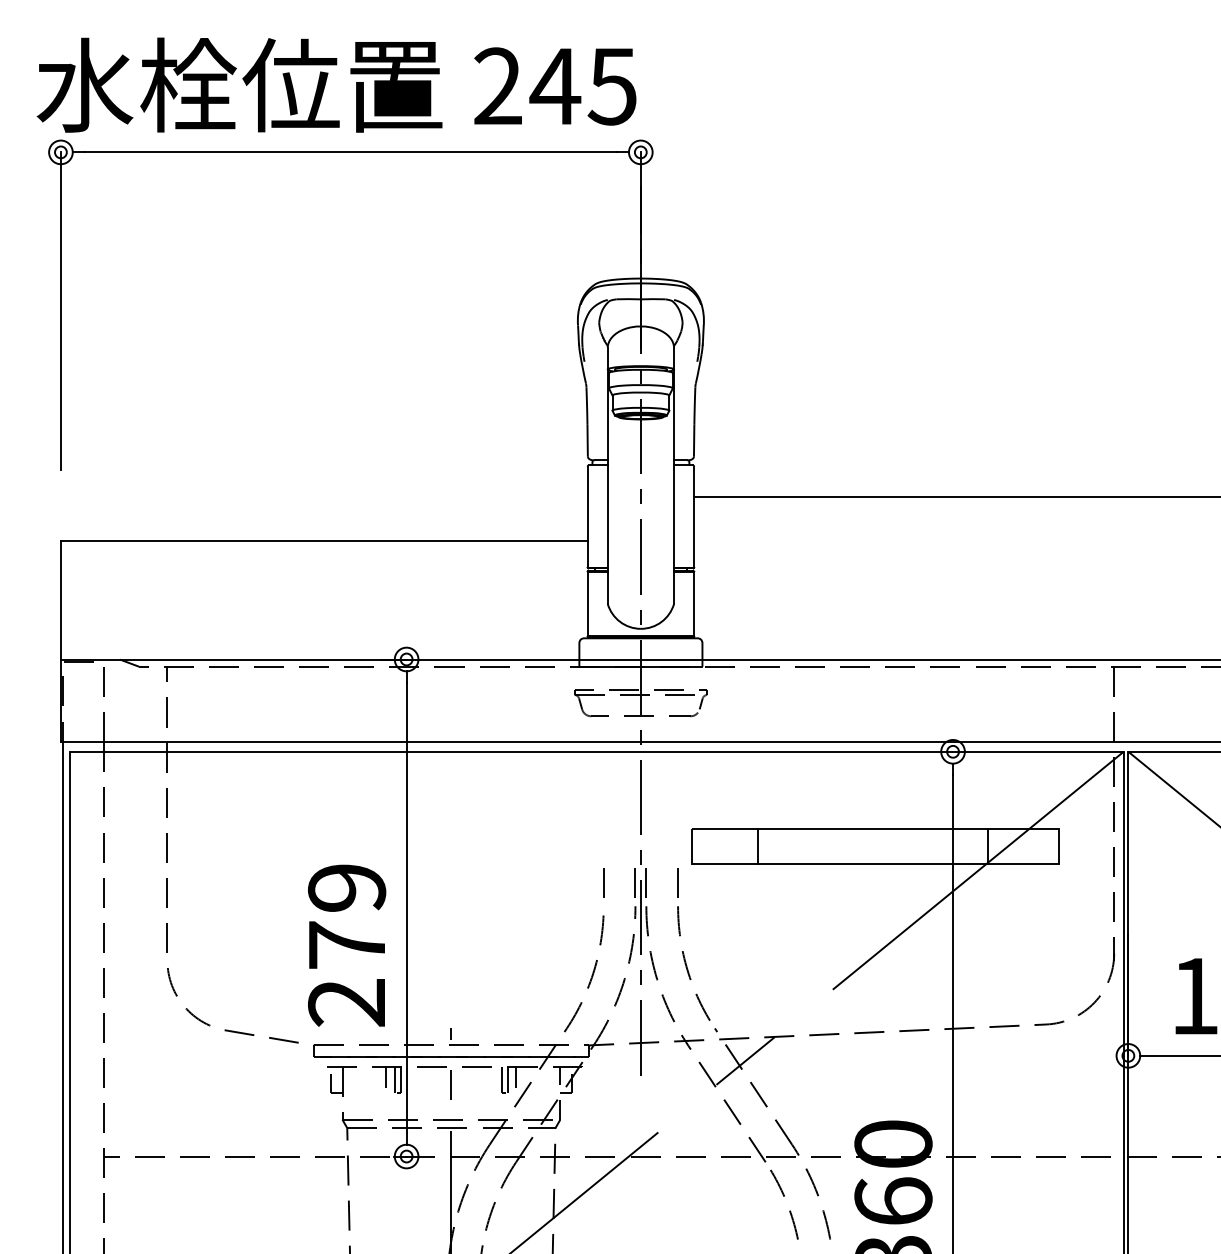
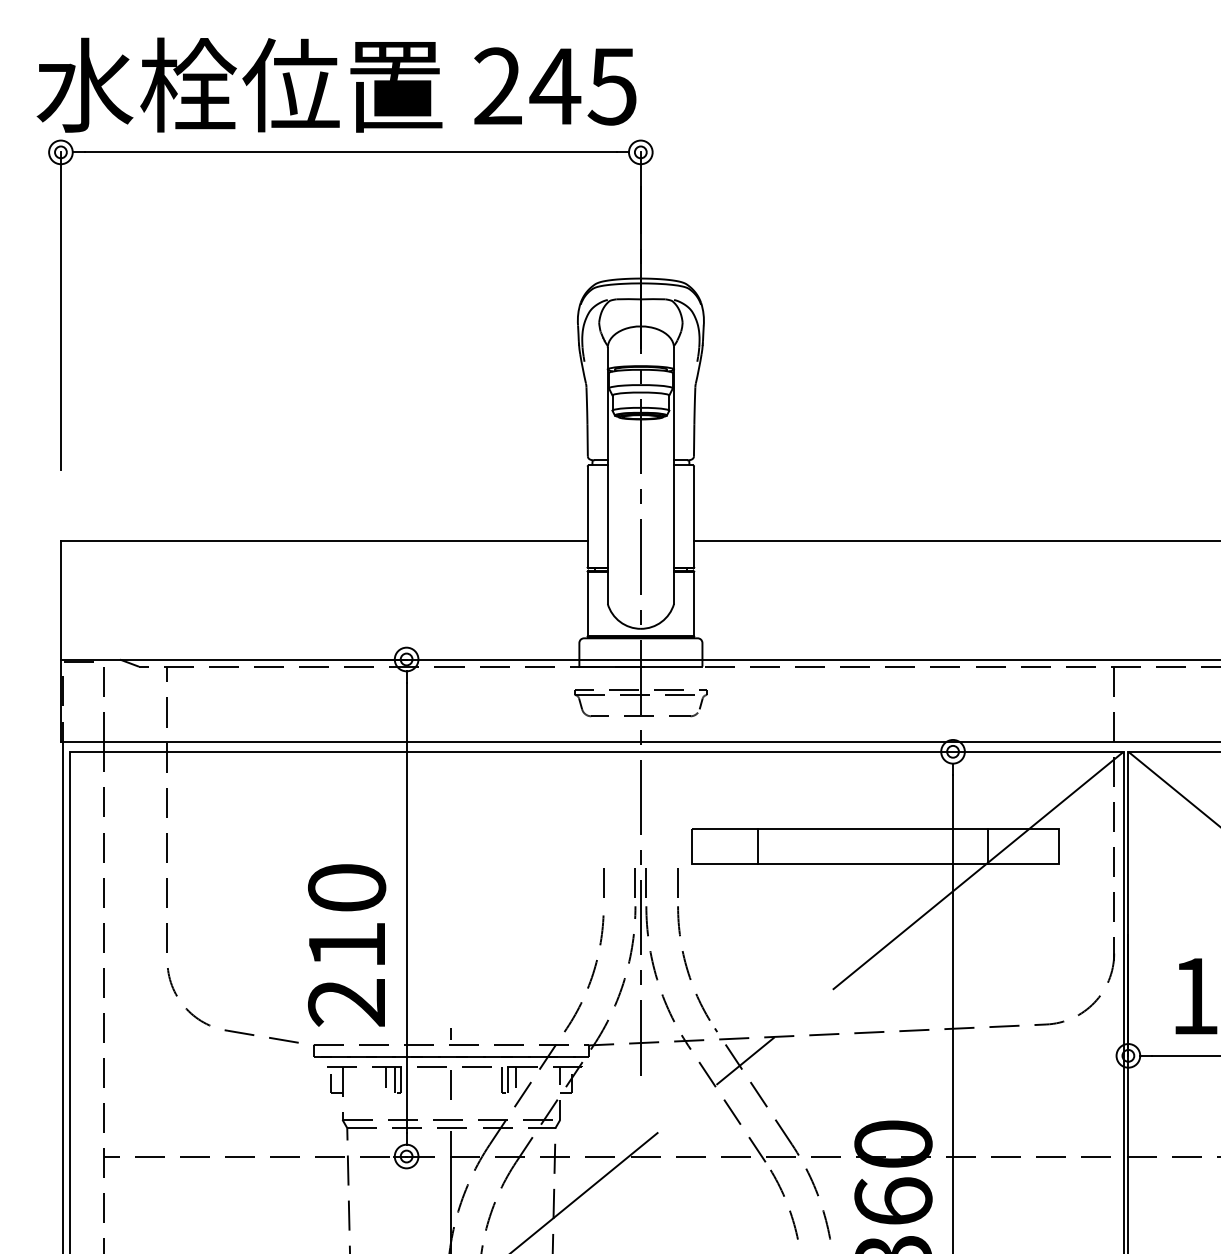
line position: (955, 497) -> (955, 541) (955, 541)
text: 279 -> 210 (347, 916)
